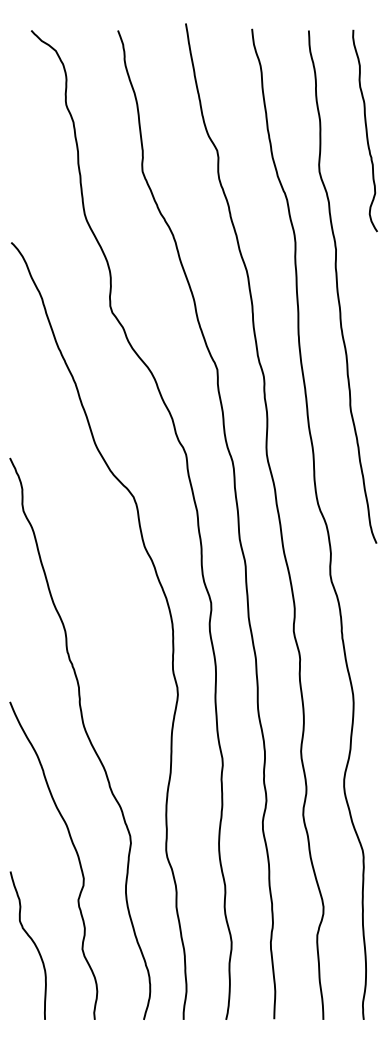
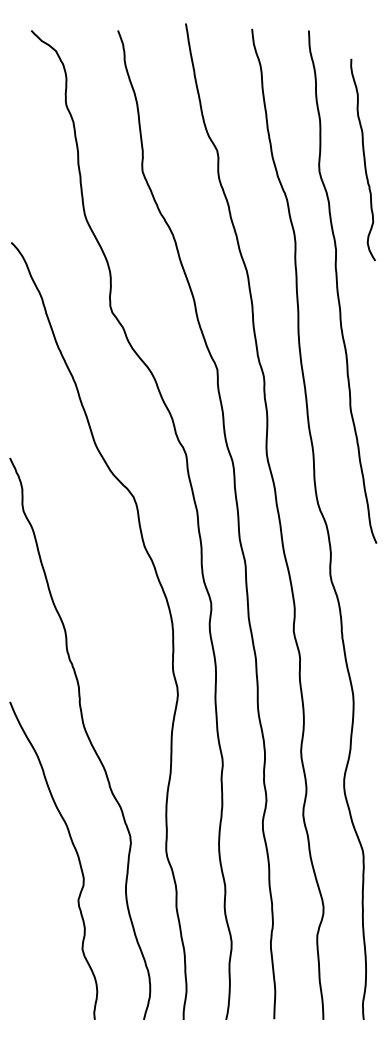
curve position: (365, 130) -> (363, 159) (363, 159)
curve: present -> none (32, 942)
